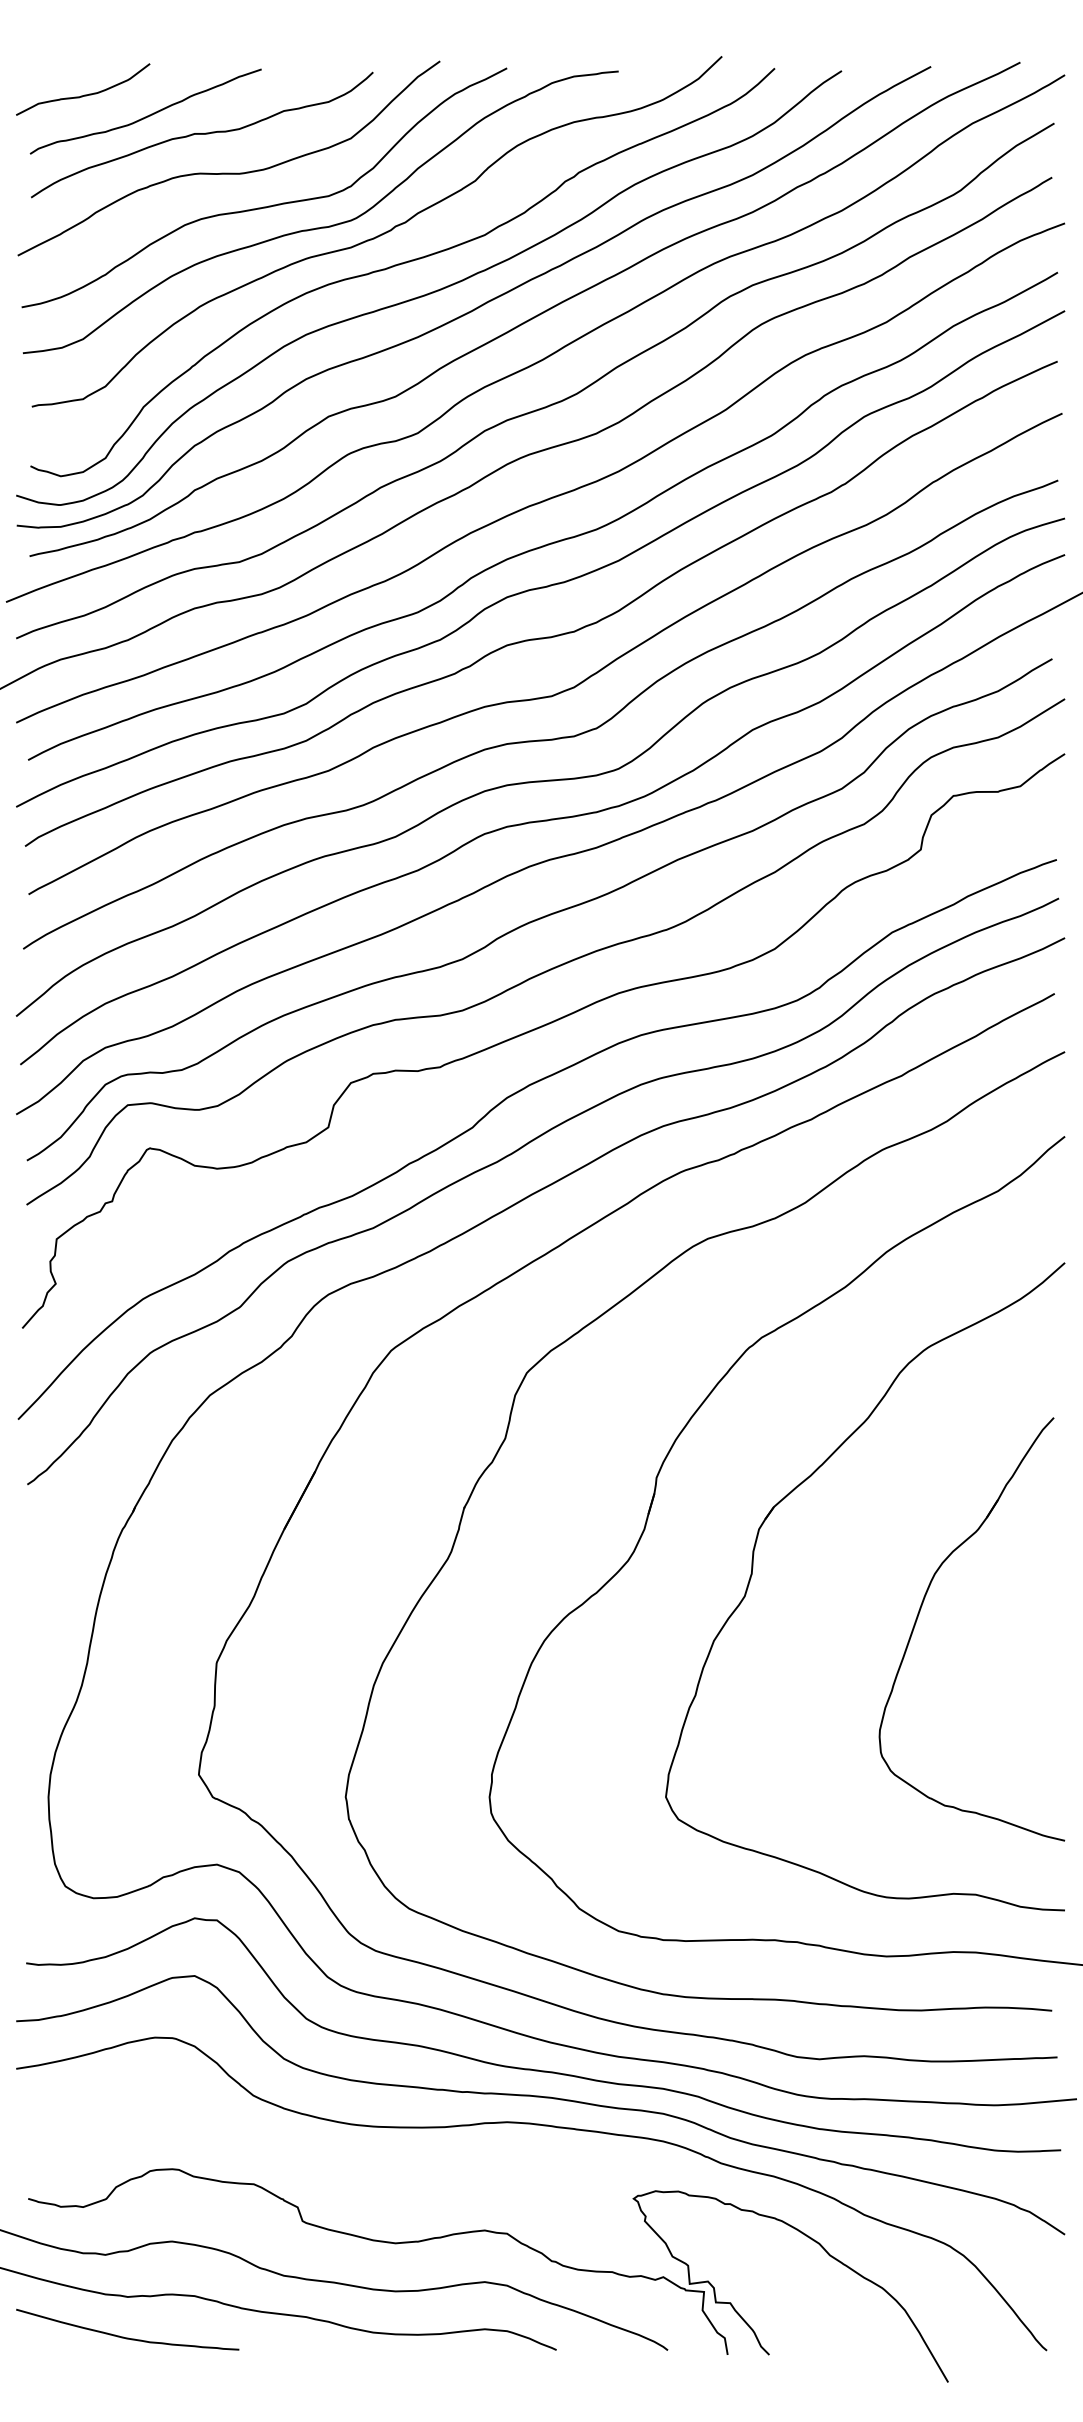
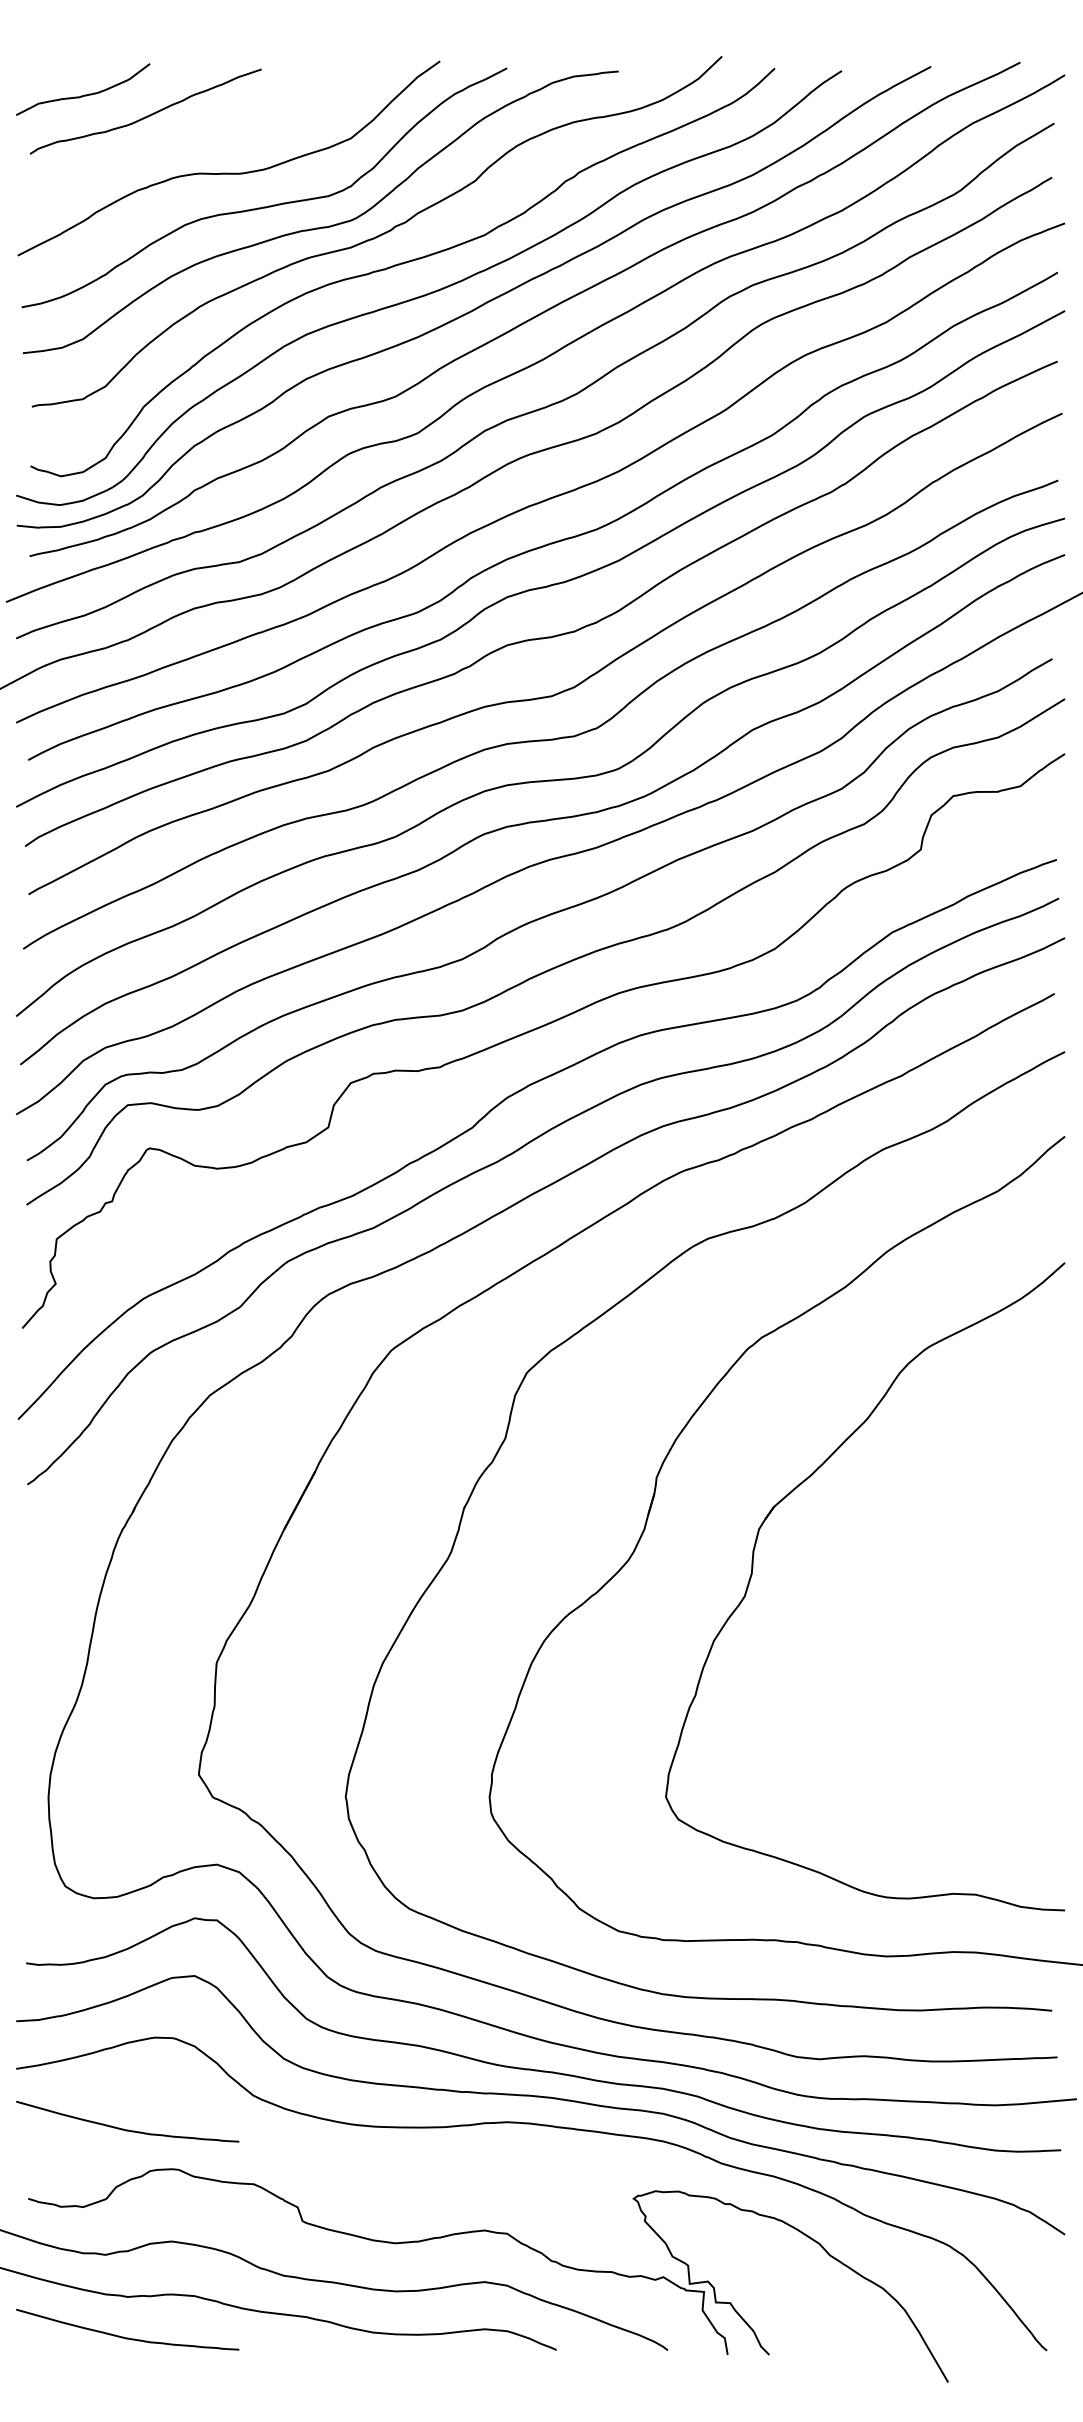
curve: present -> none (202, 134)
part: present -> none (920, 1611)
curve: none -> present (127, 2129)
